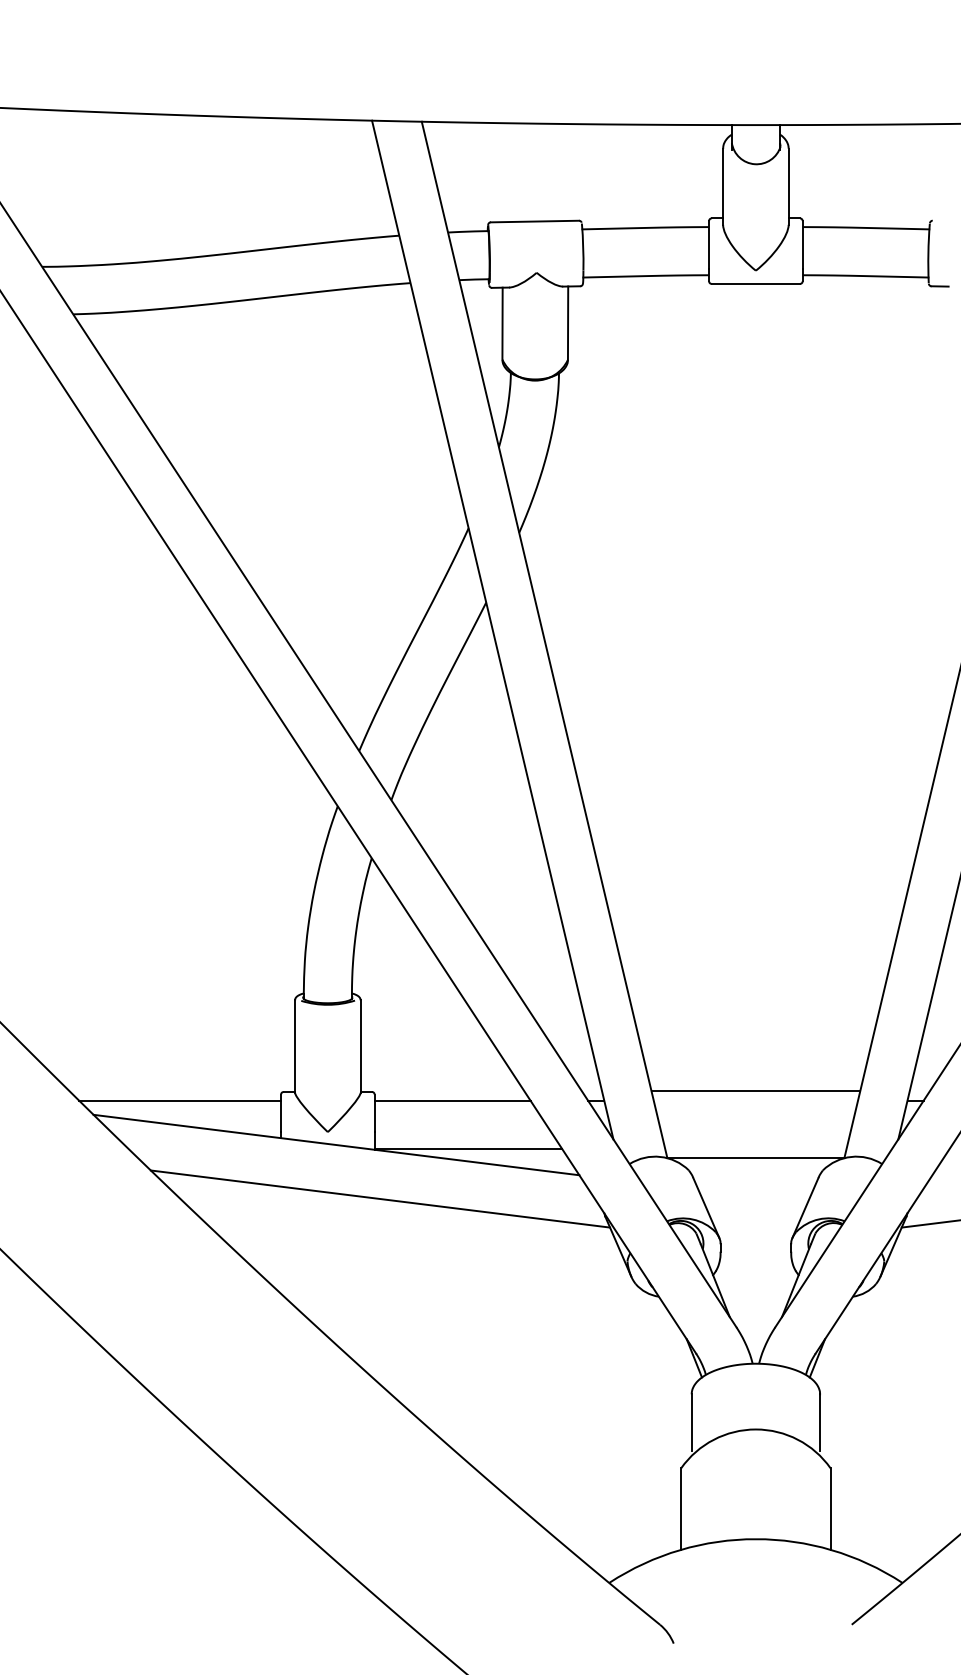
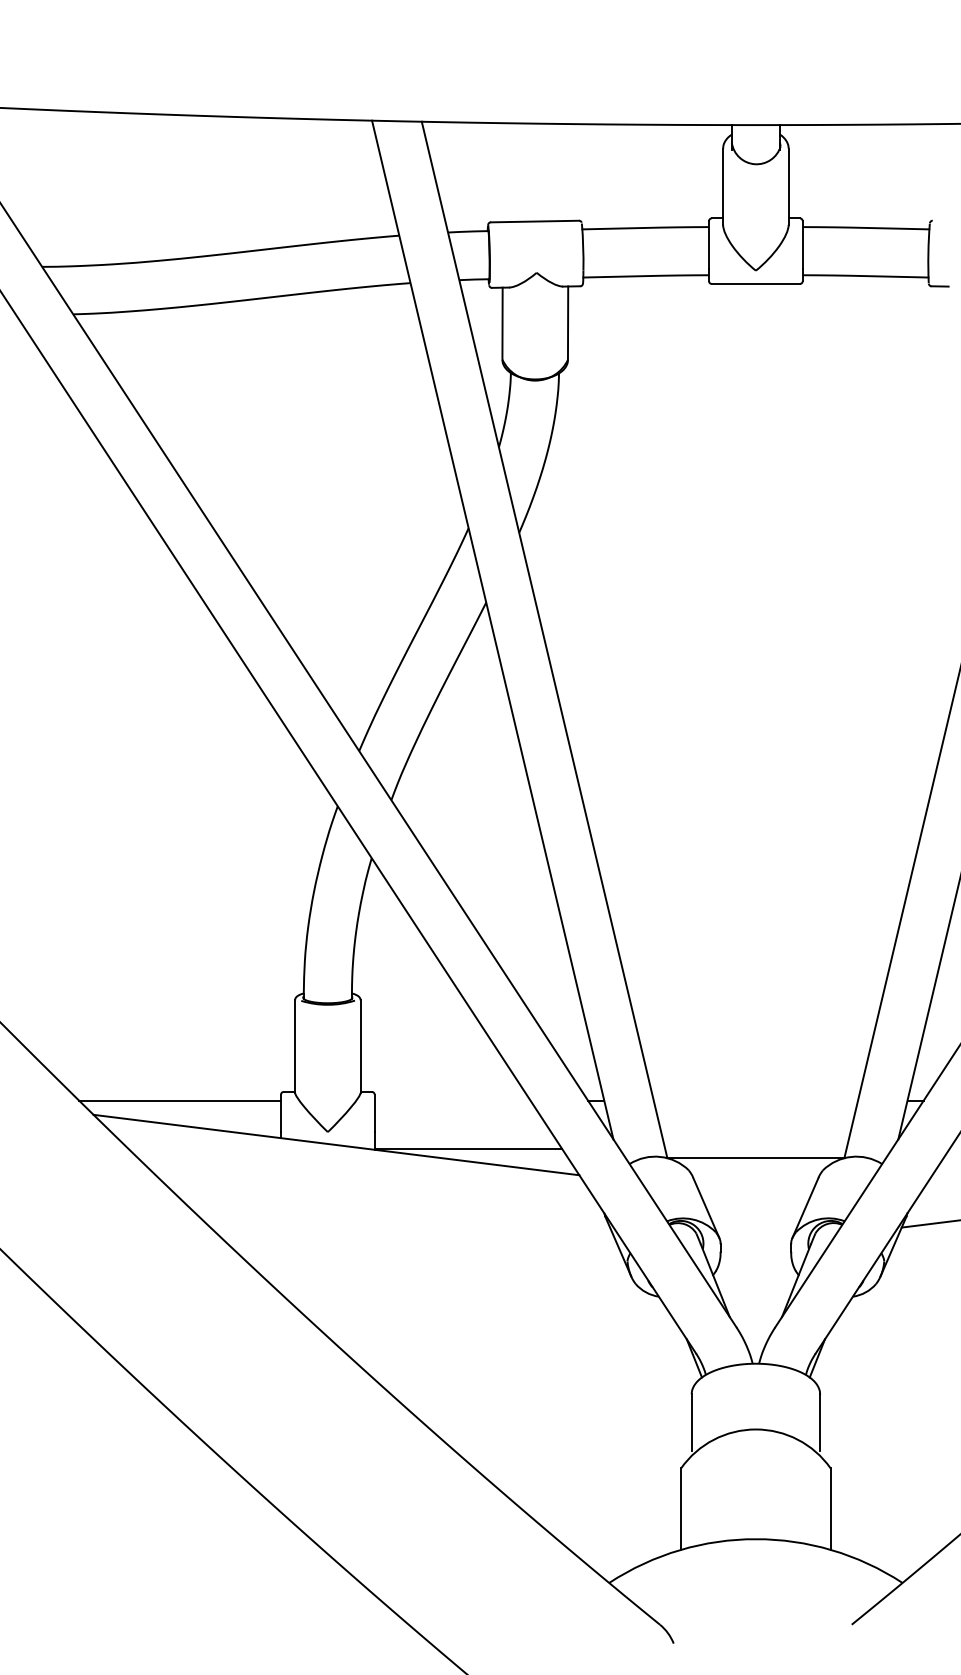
line: present -> none (755, 1091)
line: present -> none (452, 1100)
line: present -> none (380, 1198)
